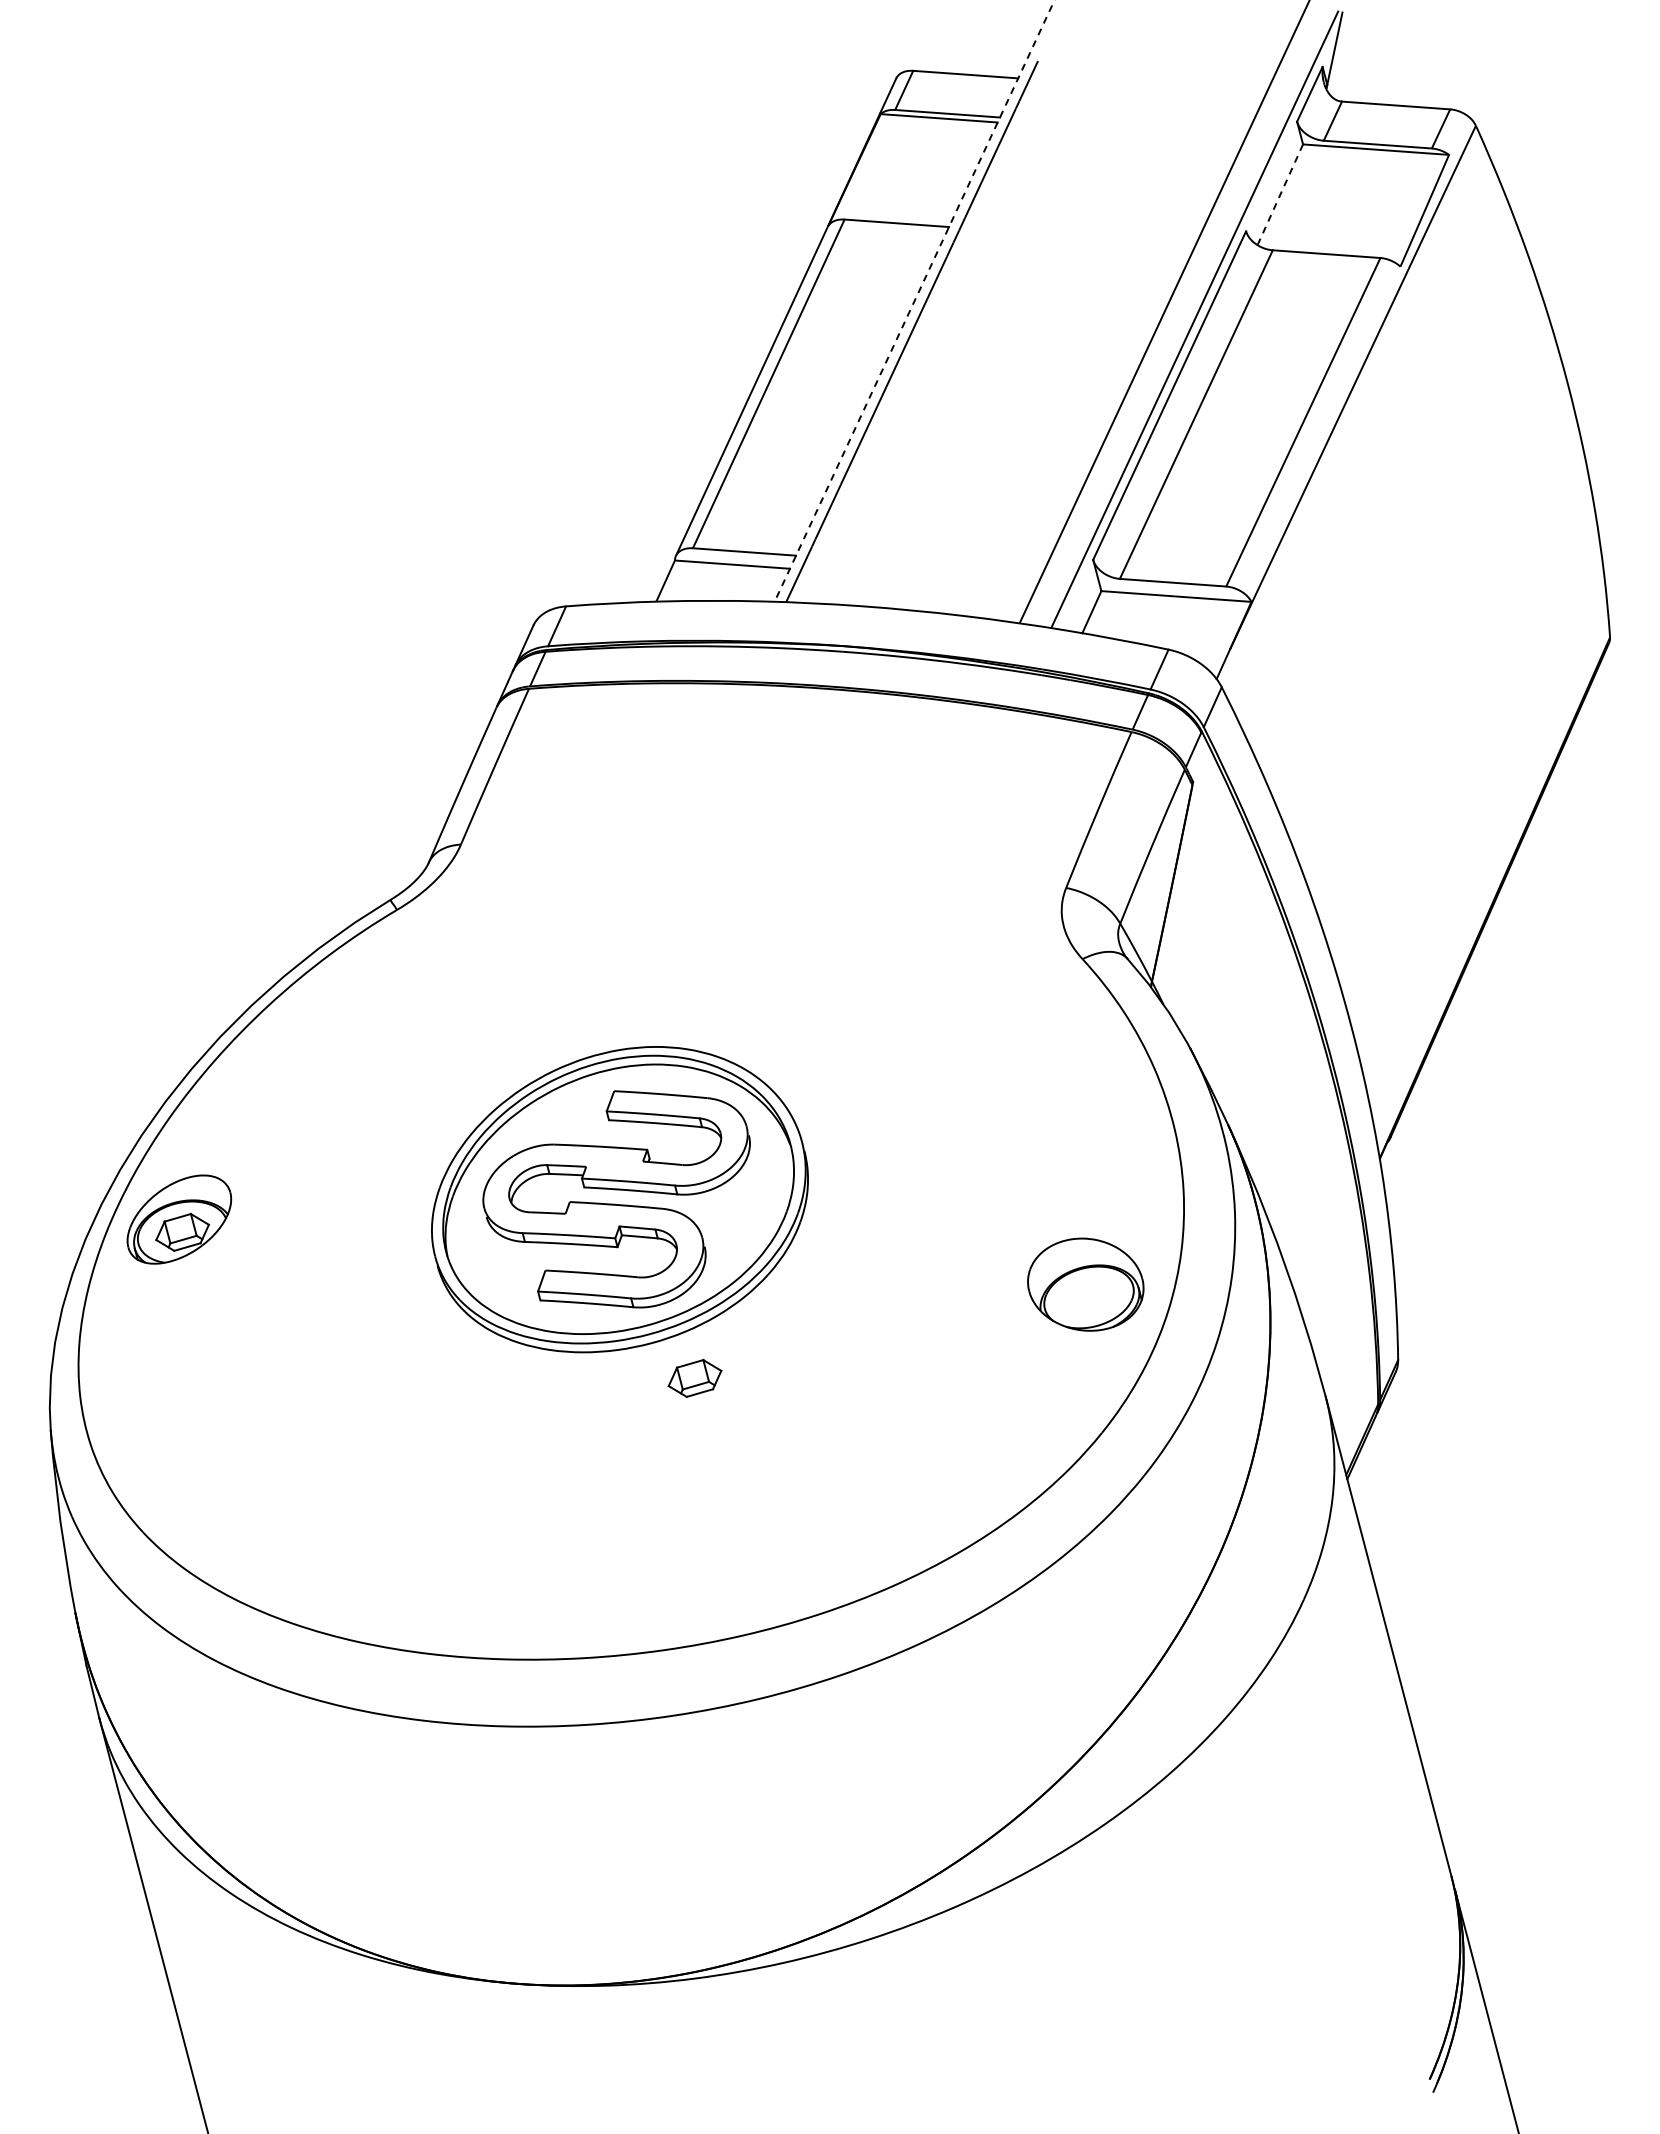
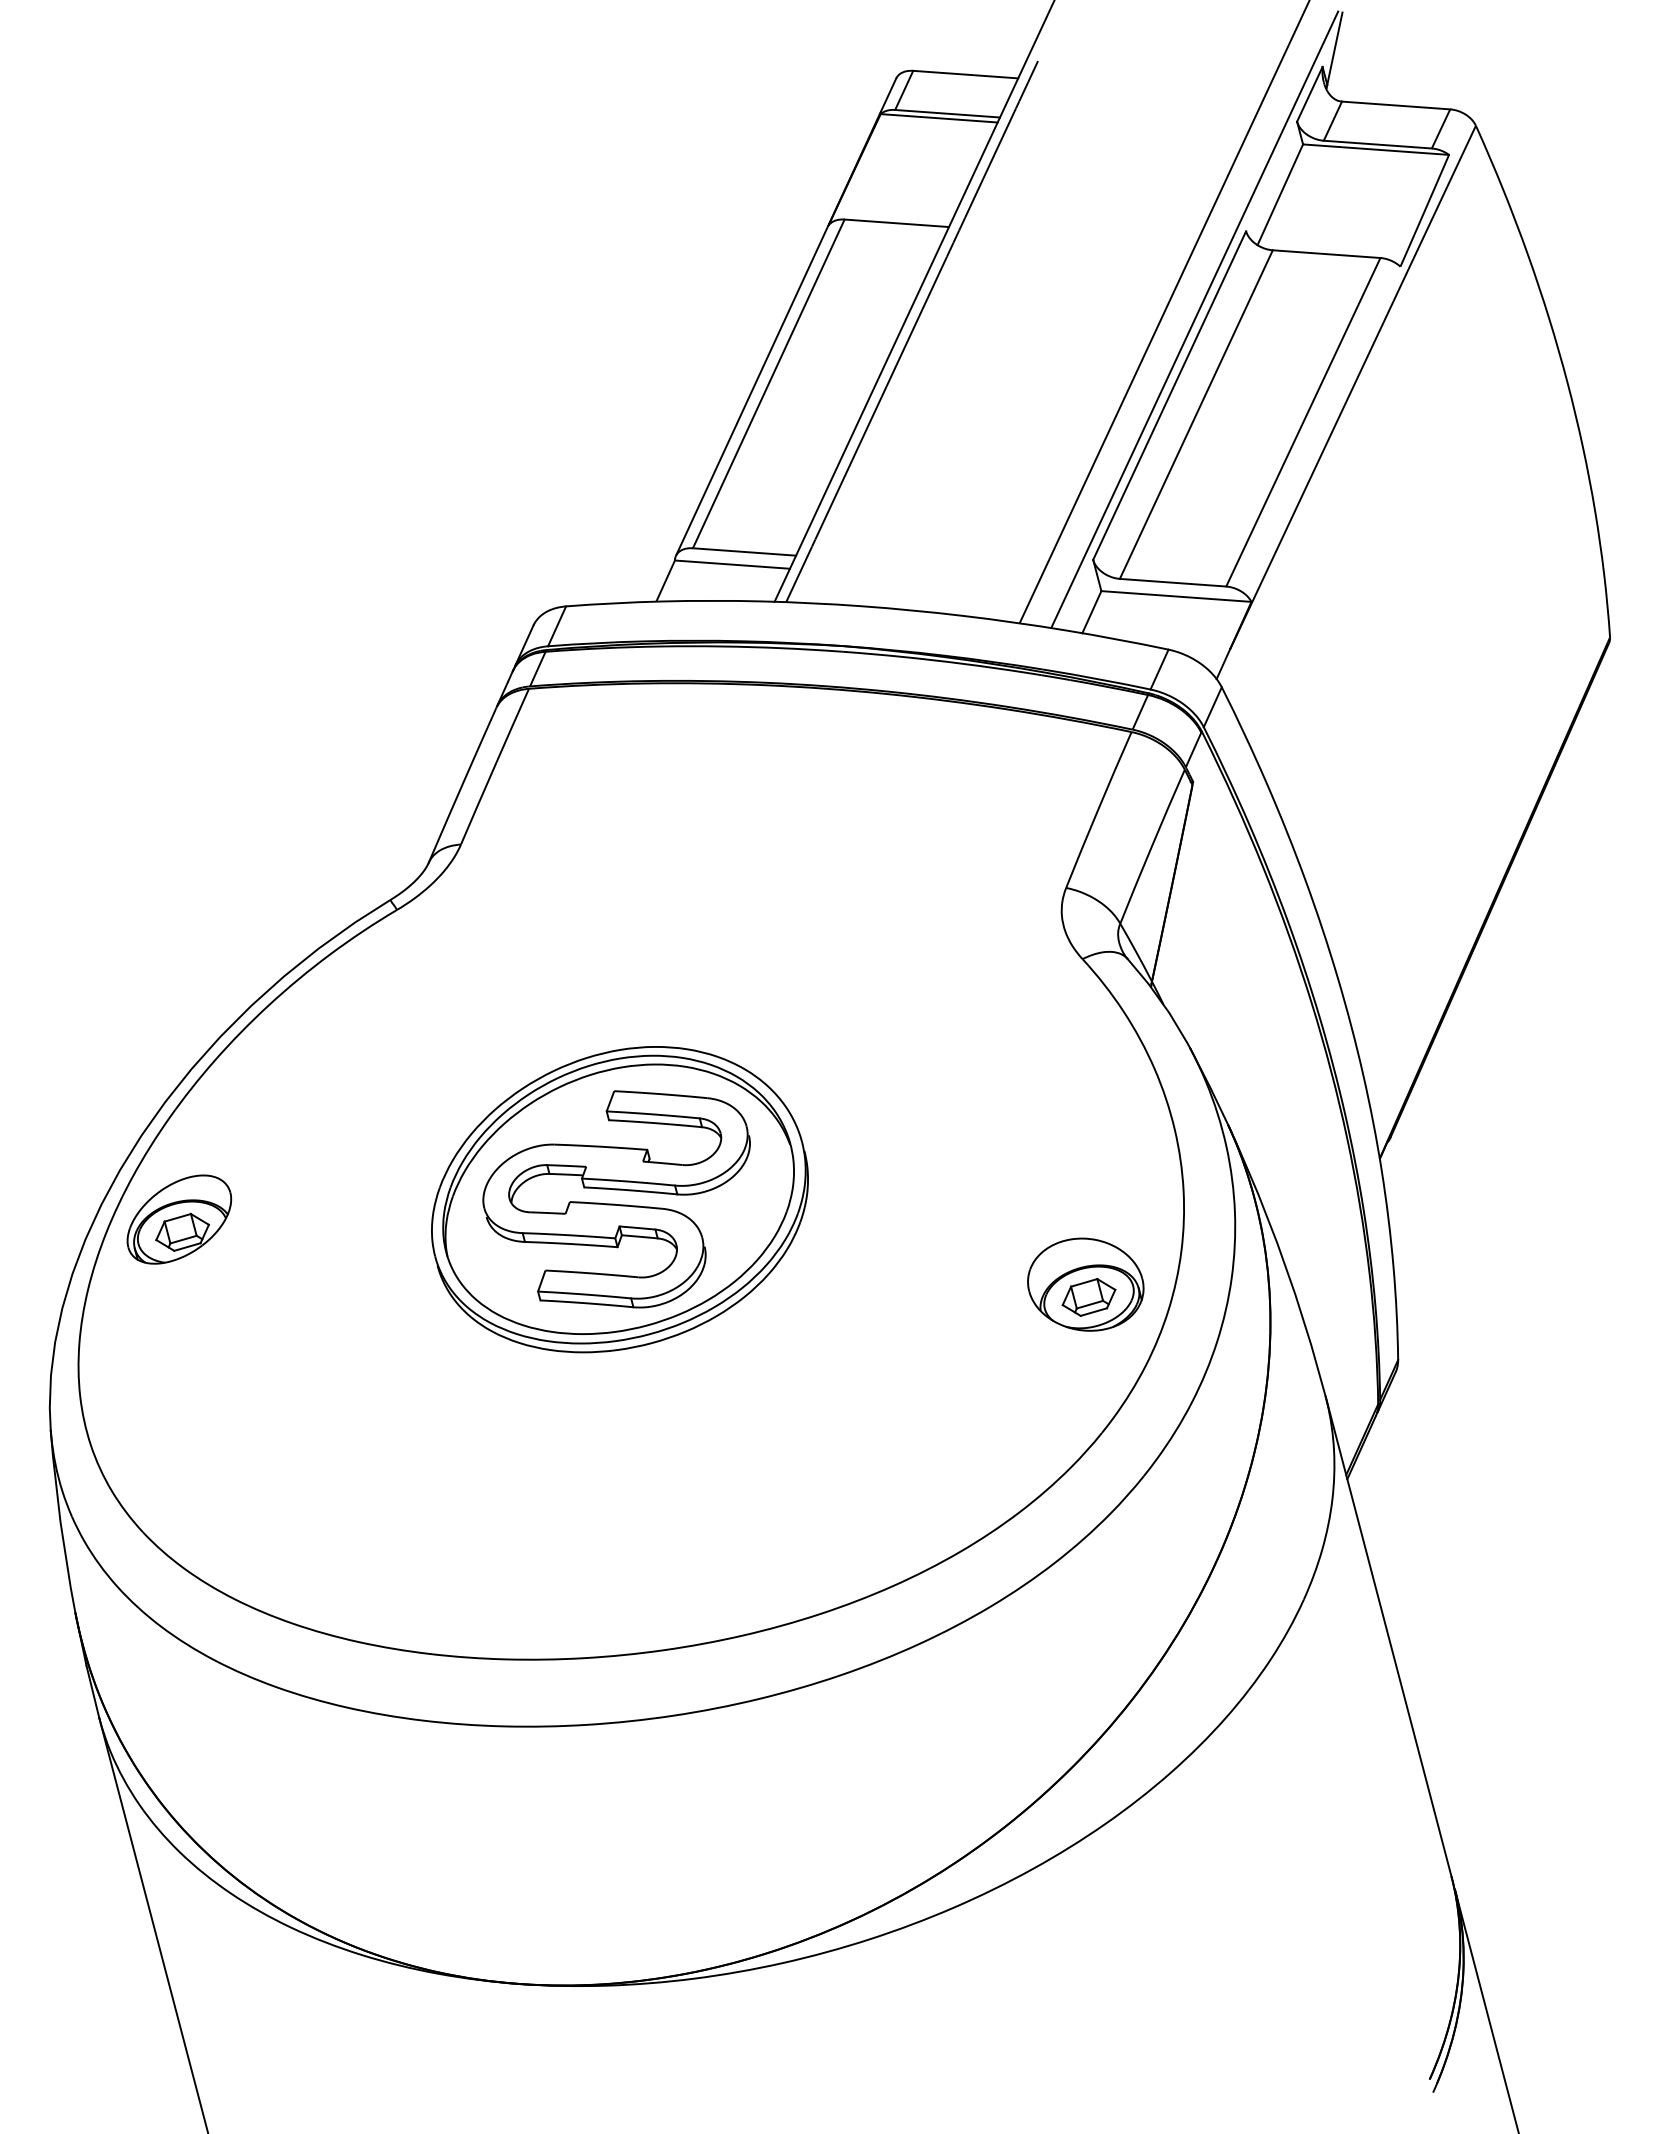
line: dashed -> solid (1280, 195)
line: dashed -> solid (914, 301)
part position: (694, 1378) -> (1088, 1297) (1088, 1297)
